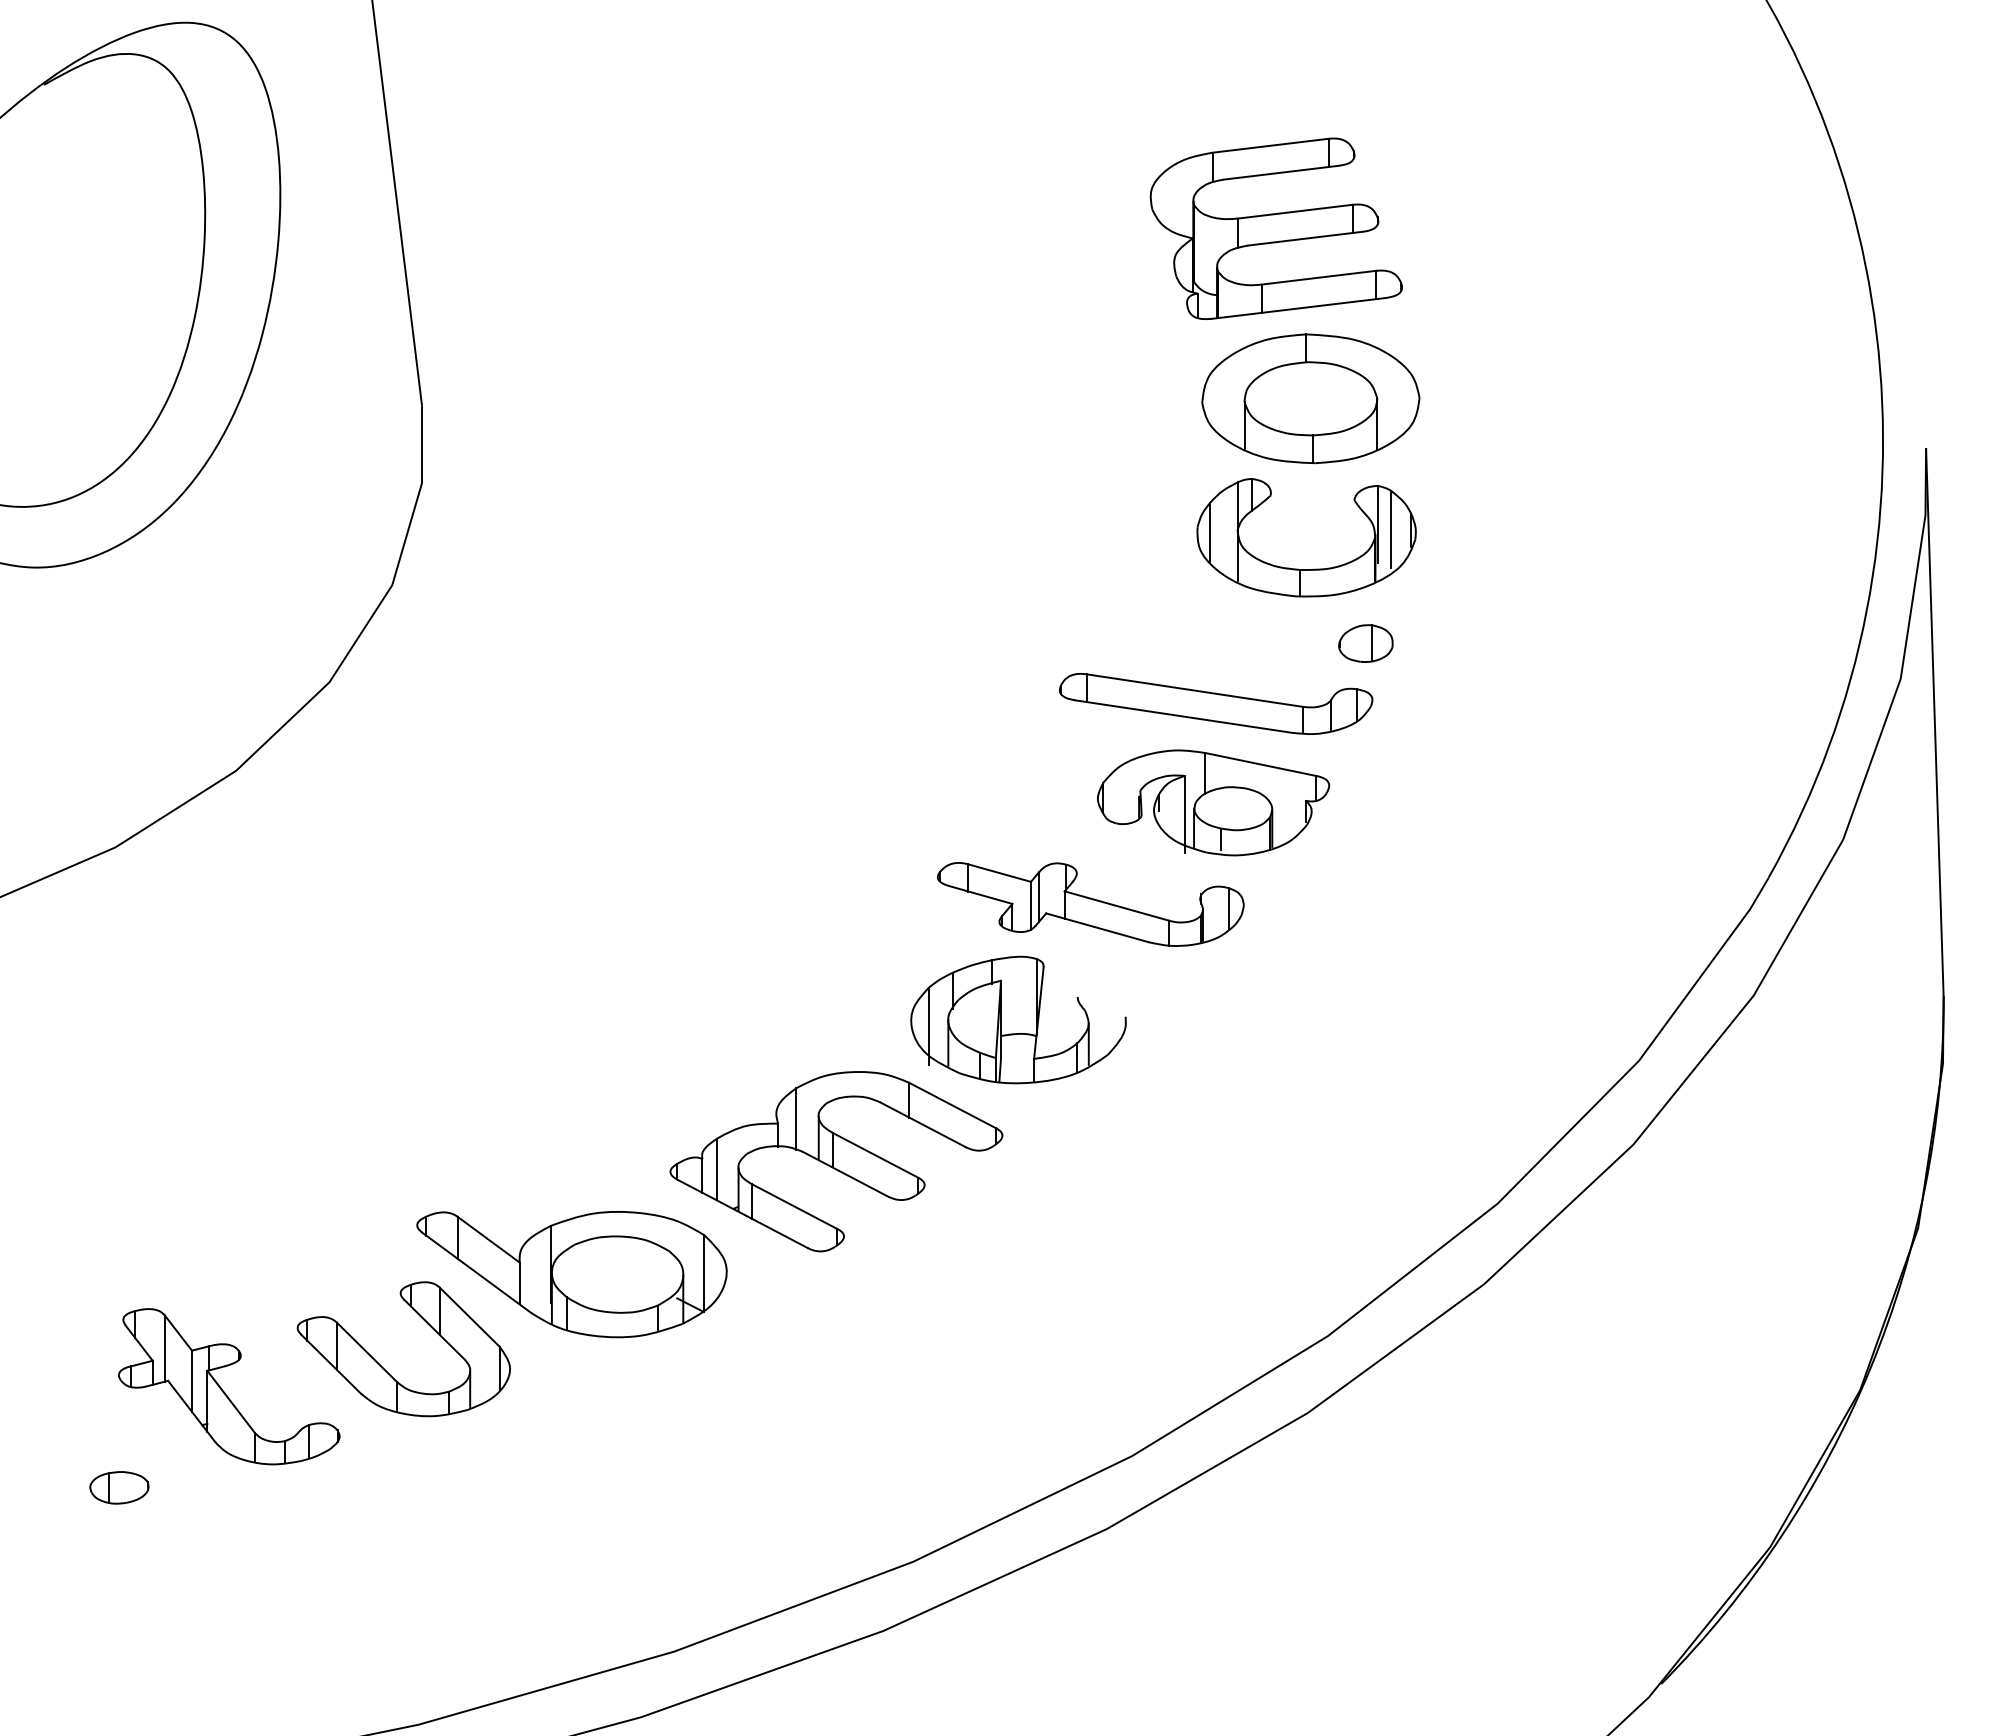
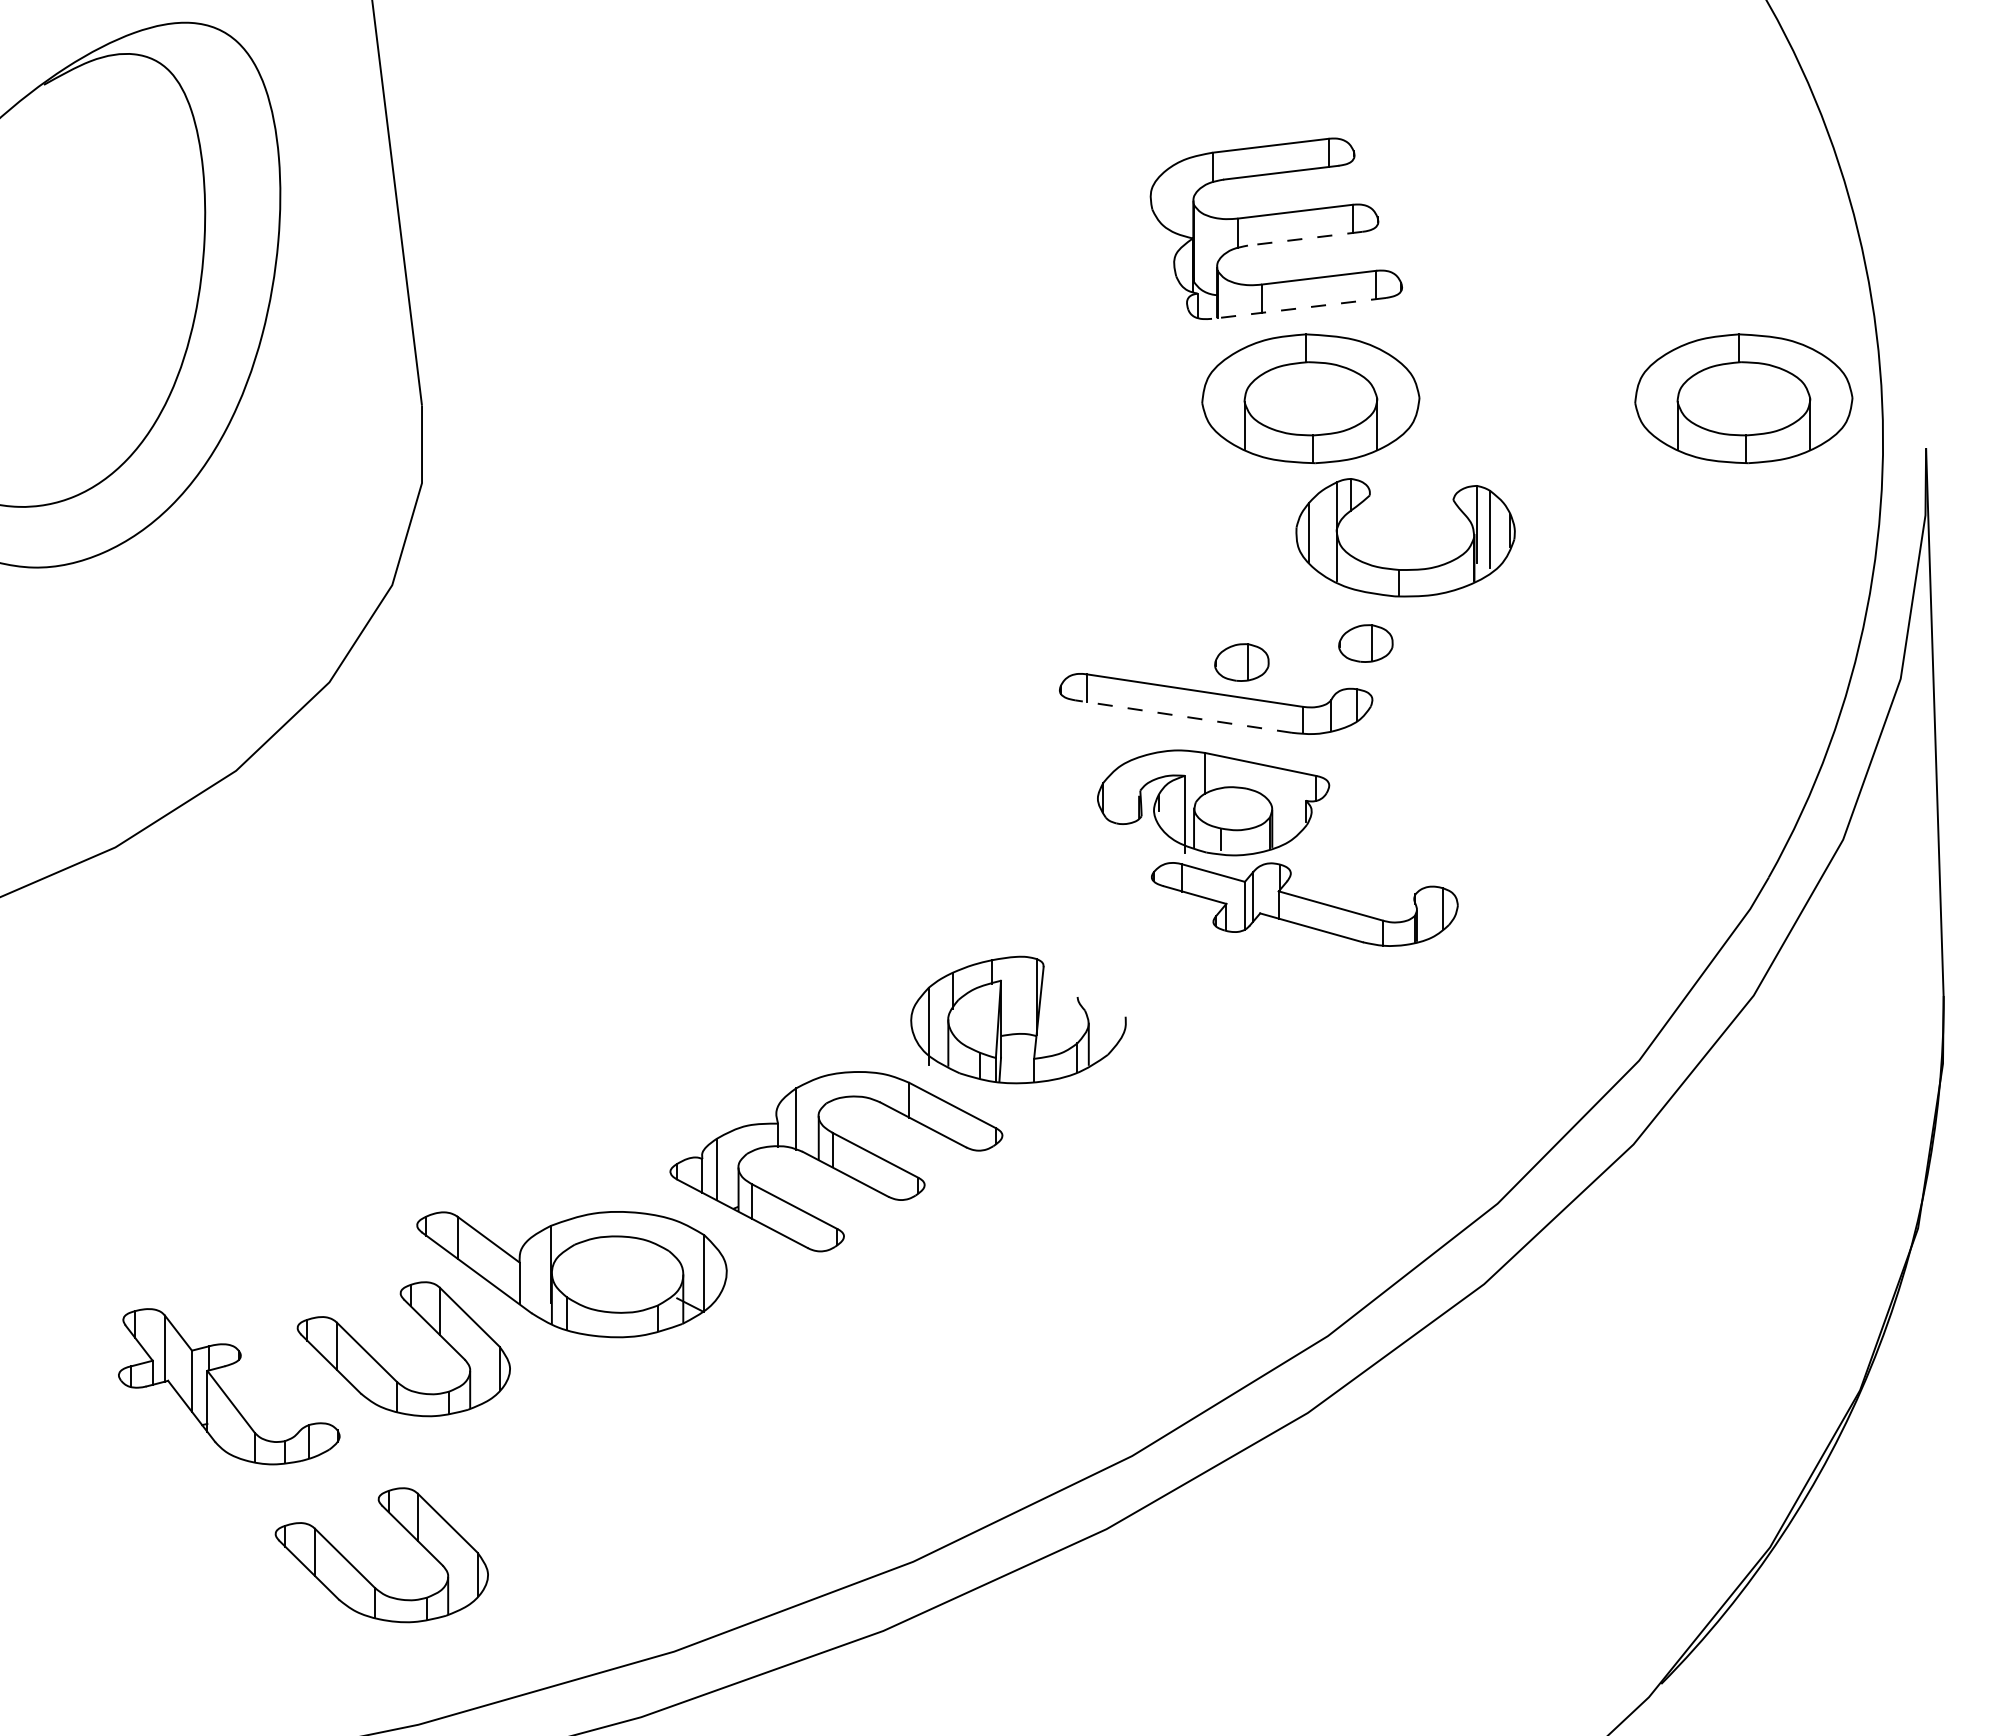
line: solid -> dashed (1305, 238)
line: solid -> dashed (1299, 308)
part: none -> present (1743, 398)
part position: (1313, 568) -> (1412, 568) (1412, 568)
part: none -> present (1241, 662)
line: solid -> dashed (1183, 716)
part position: (1090, 904) -> (1304, 904) (1304, 904)
part: present -> none (119, 1487)
part: none -> present (362, 1574)
